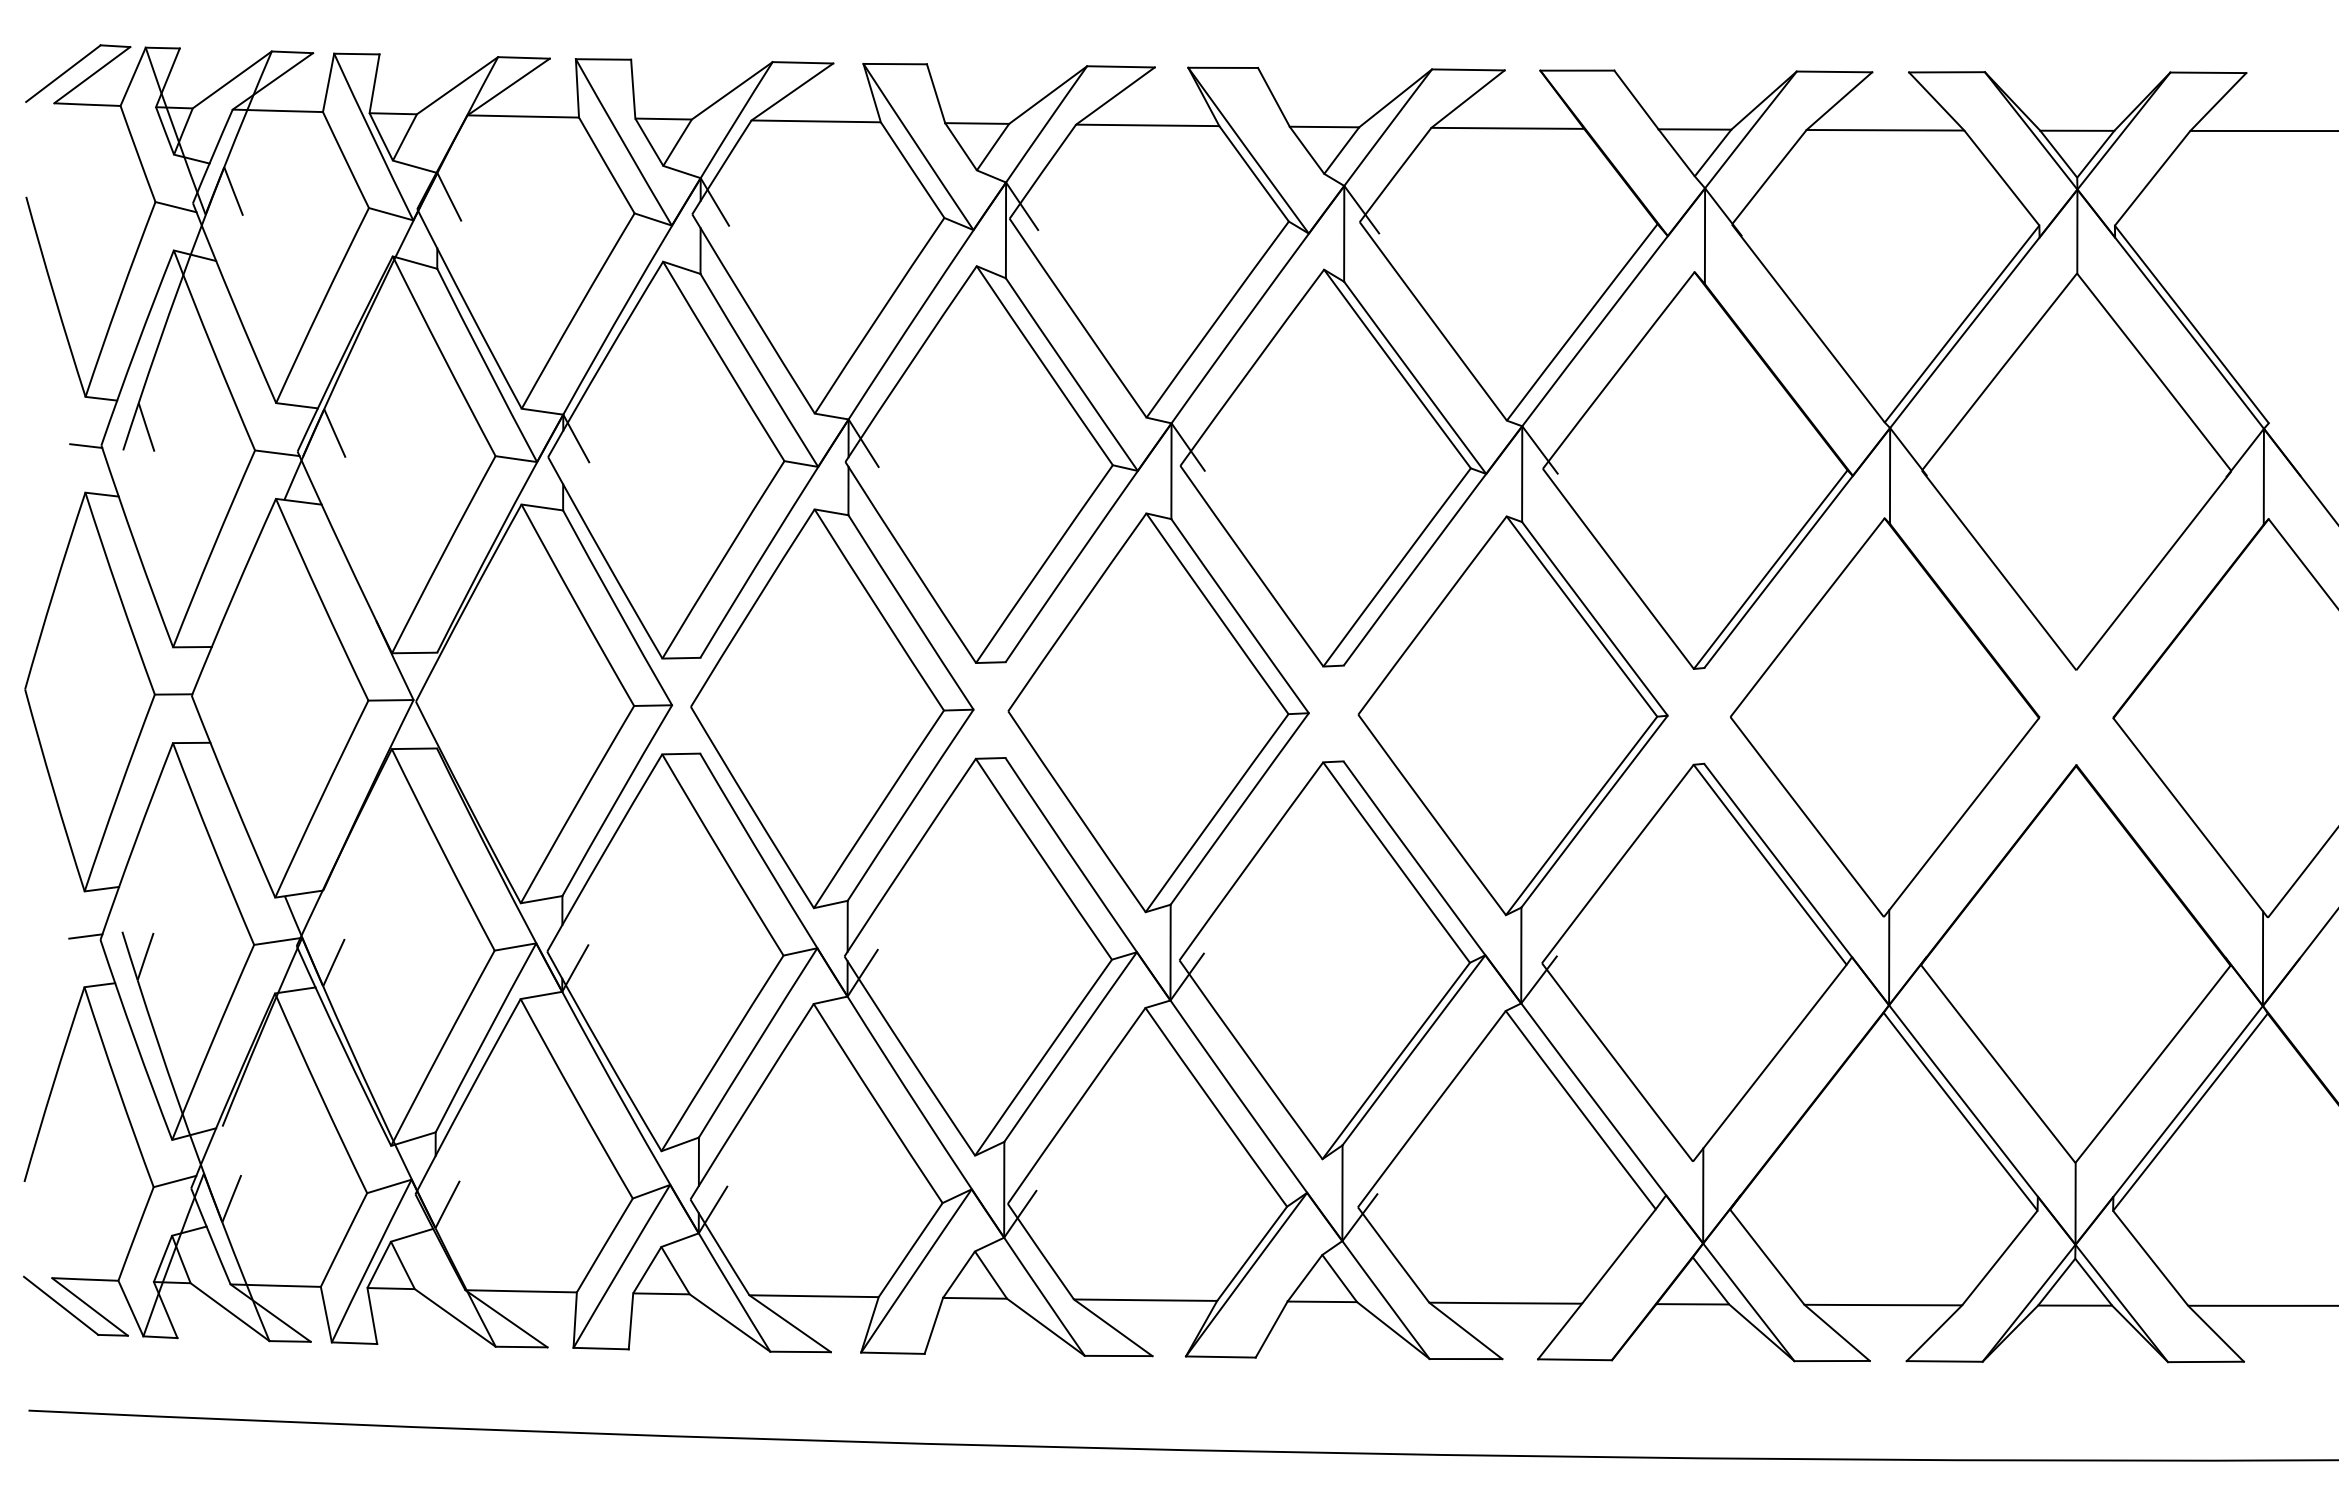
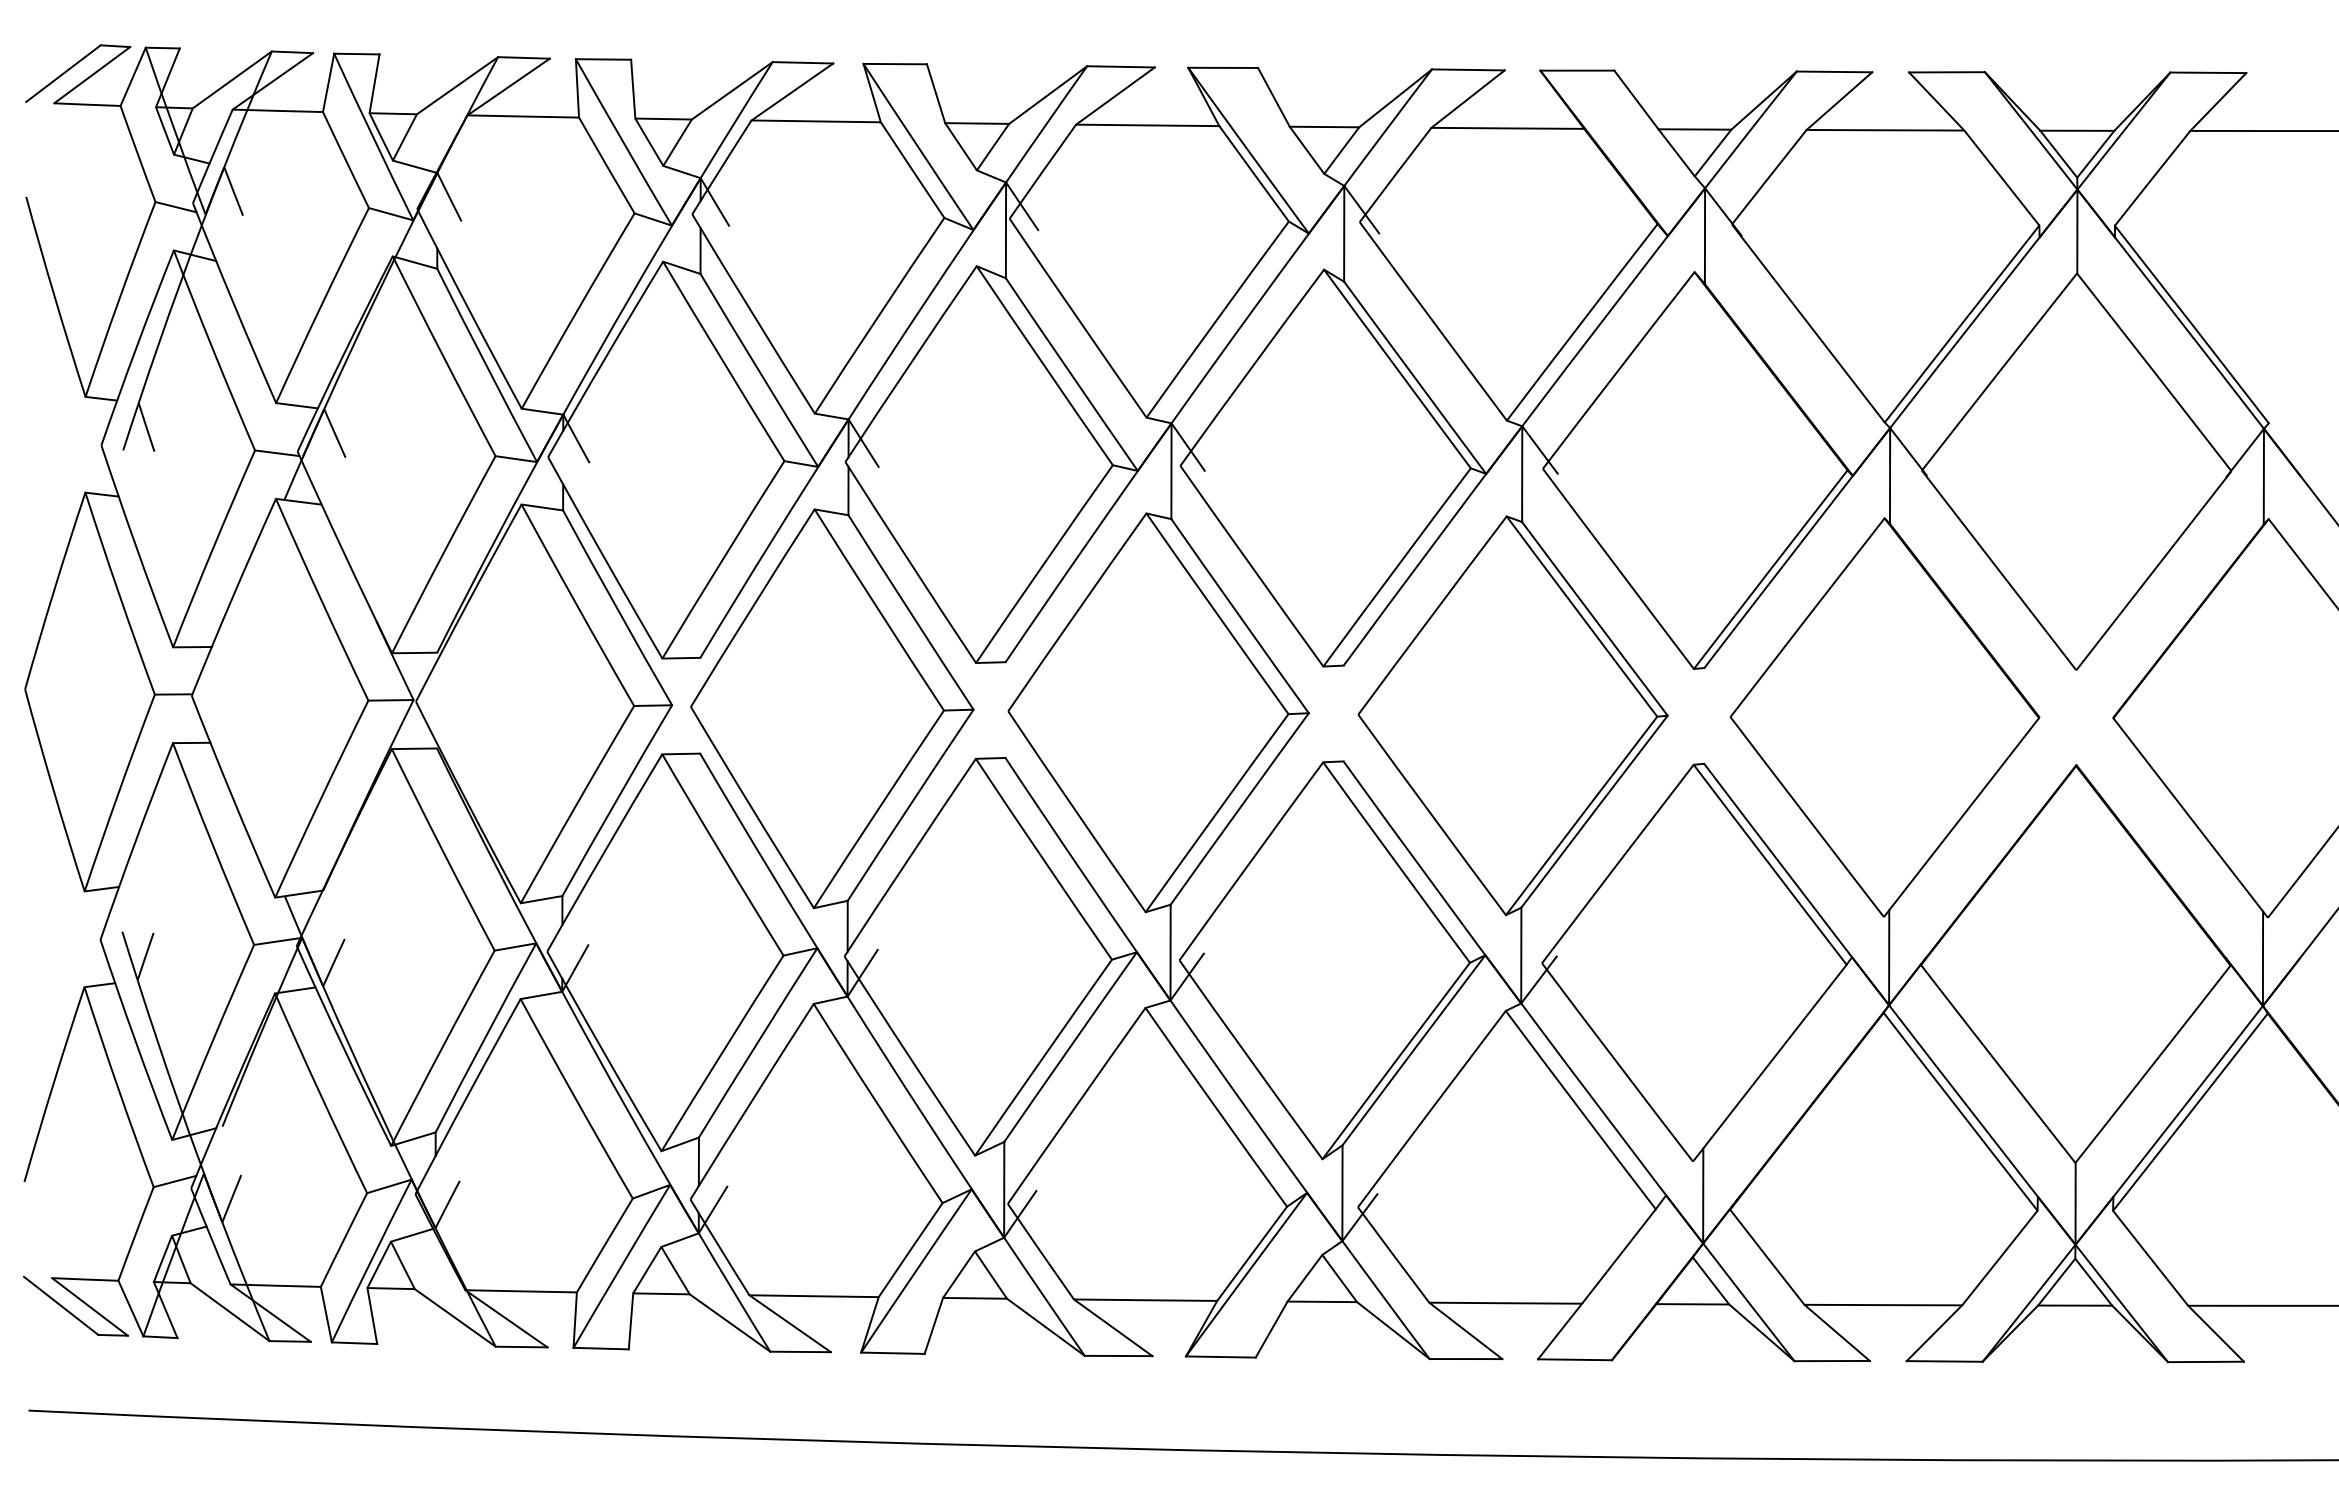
line: present -> none (86, 445)
line: present -> none (85, 936)
